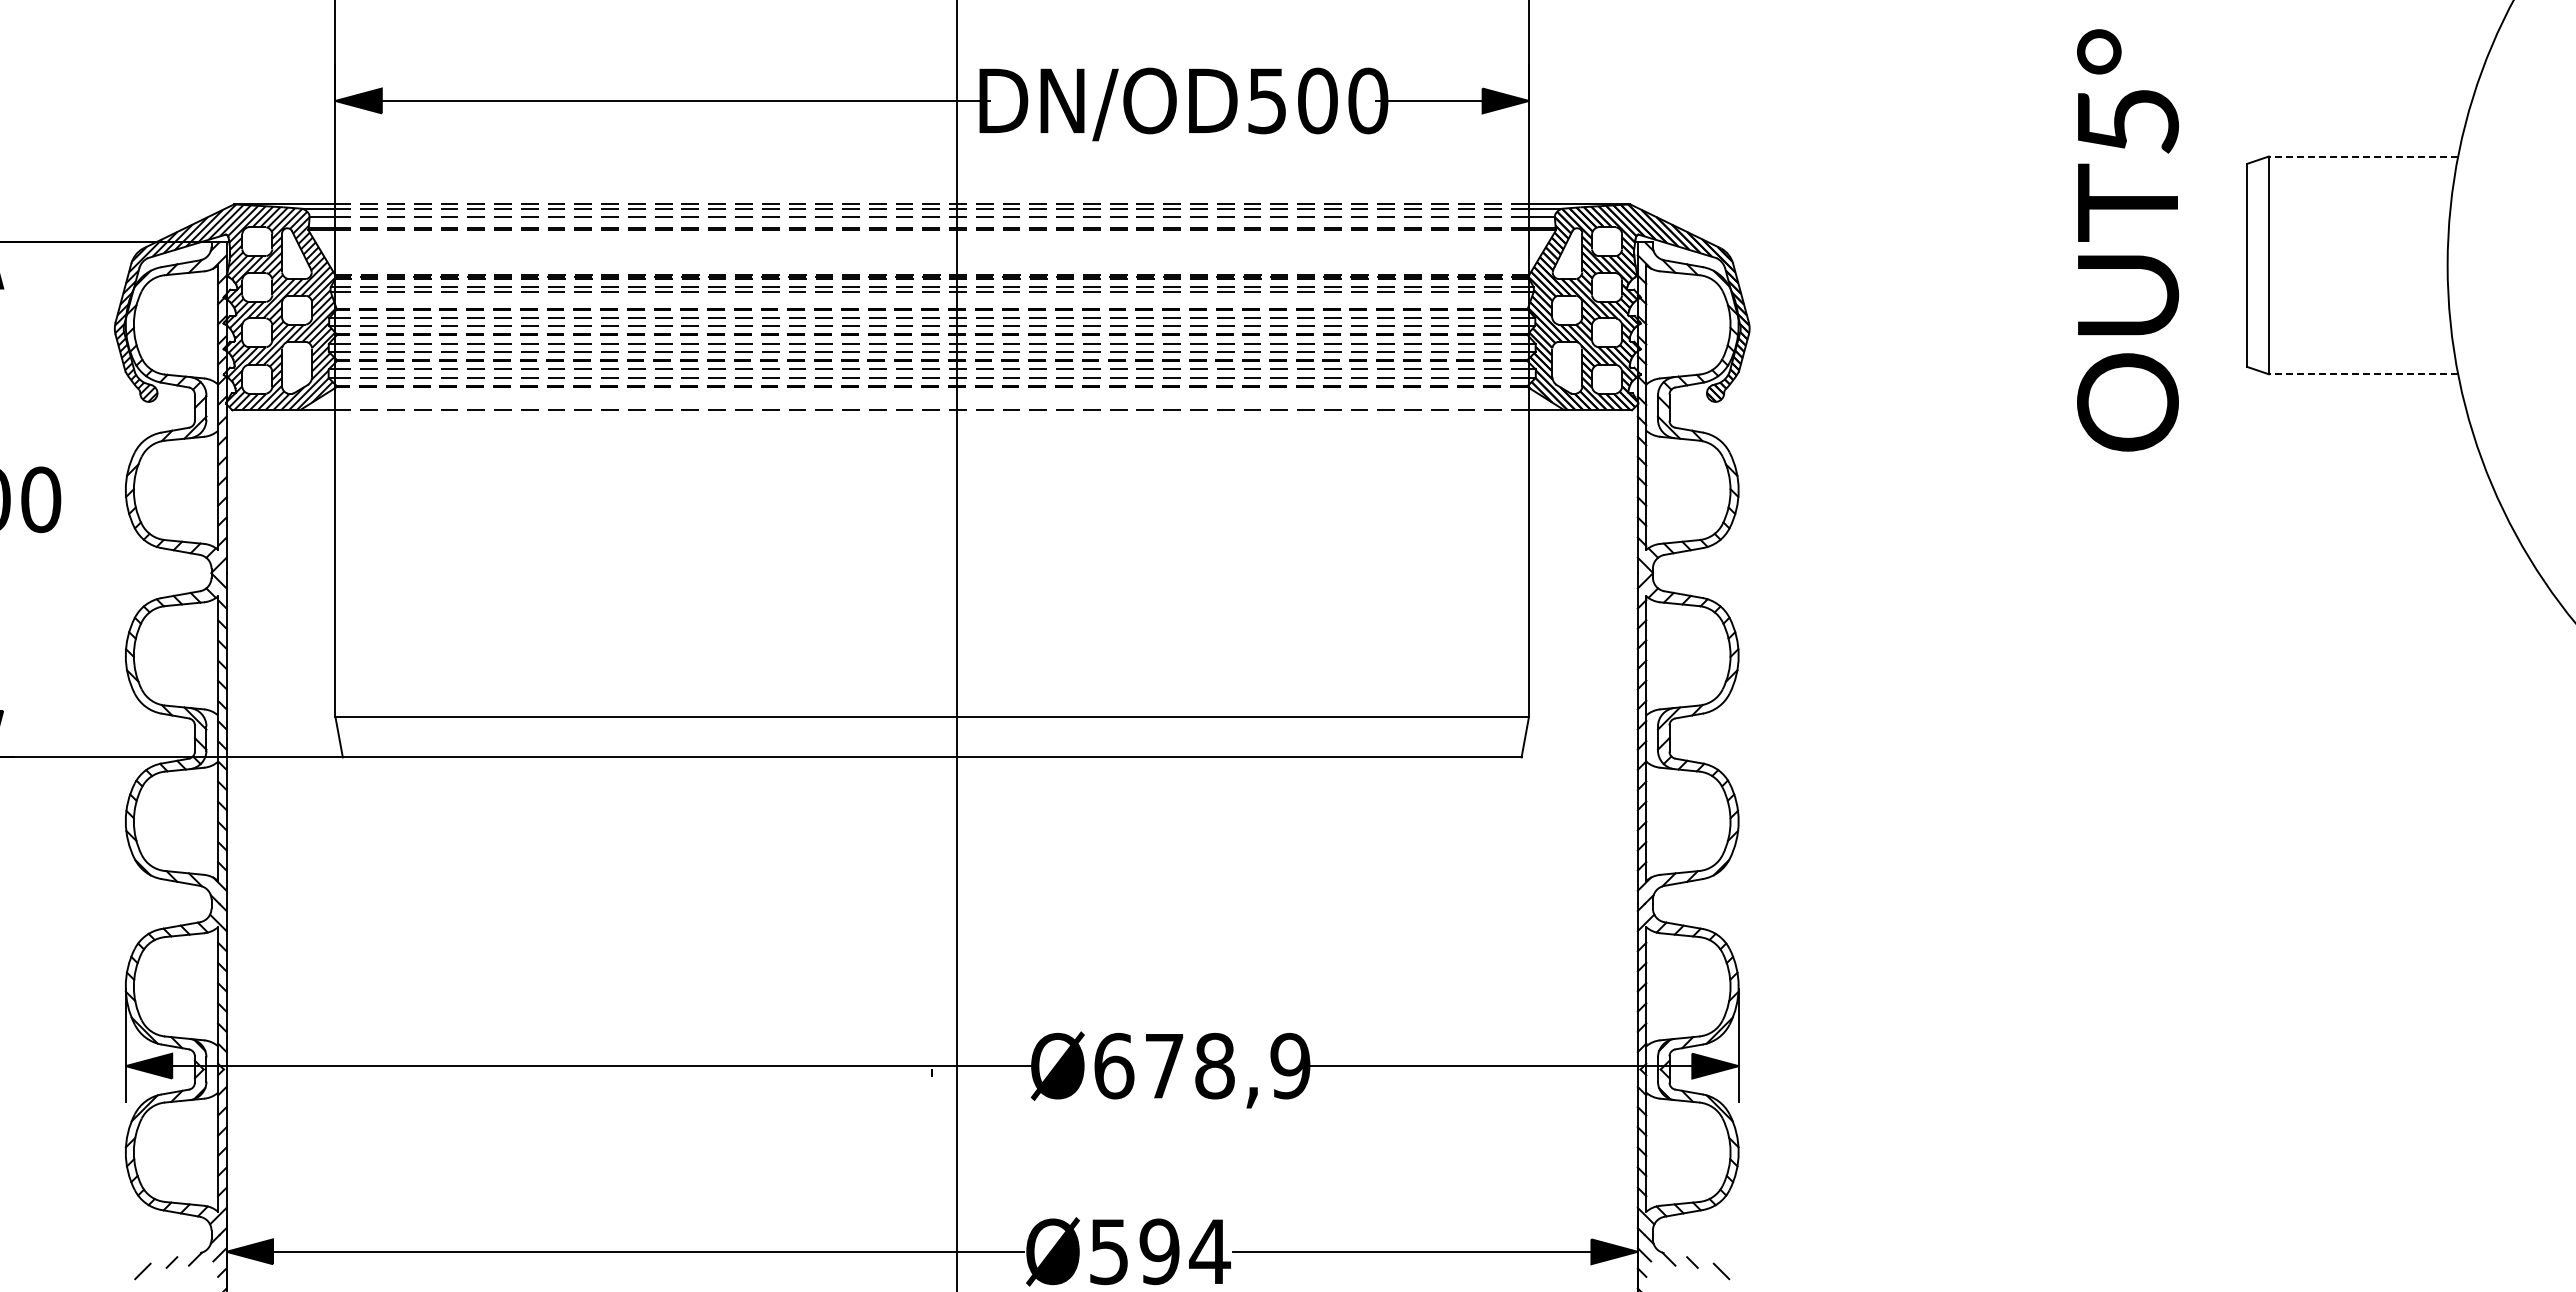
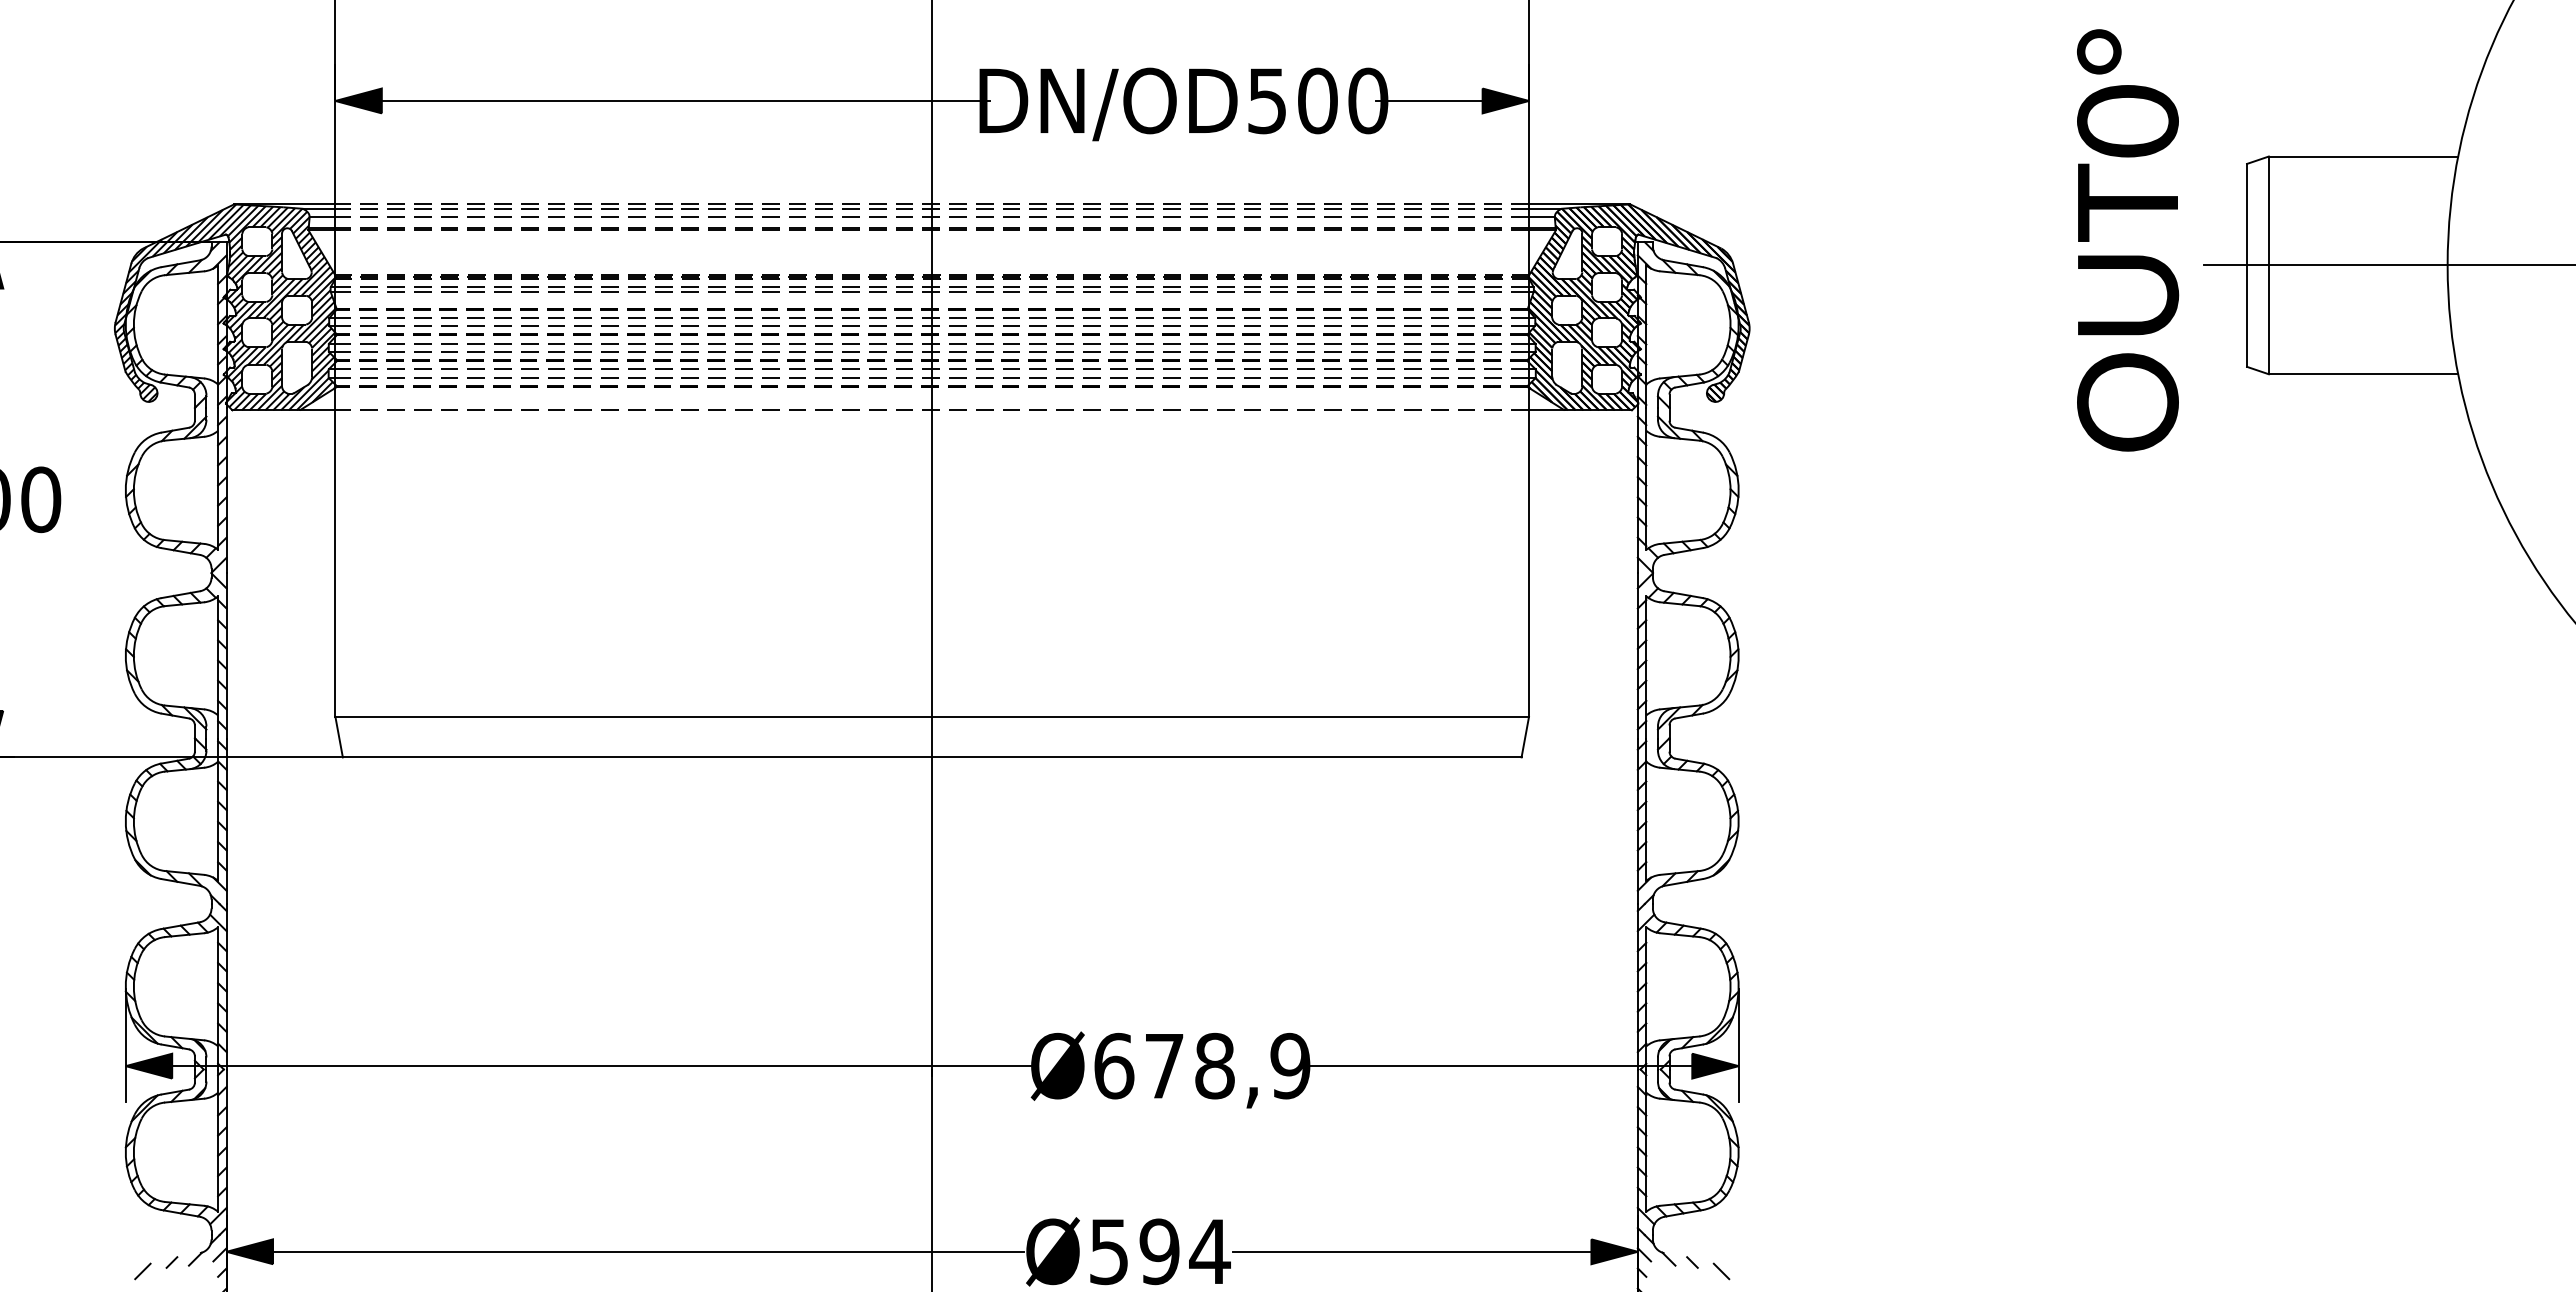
text: OUT5° -> OUT0° (2127, 121)
line: dashed -> solid (2363, 156)
line: none -> present (2387, 265)
line: dashed -> solid (2363, 374)
line position: (957, 645) -> (932, 645) (932, 645)
